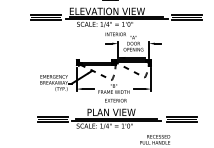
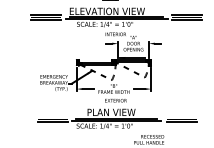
line: present -> none (52, 117)
line: present -> none (181, 117)
text position: (155, 139) -> (149, 139) (149, 139)
